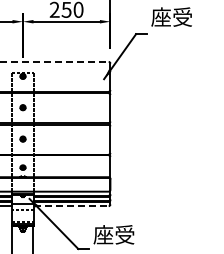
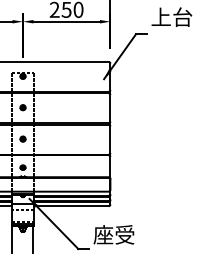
text: 座受 -> 上台 (171, 16)
line: dashed -> solid (54, 61)
line: dashed -> solid (72, 206)
